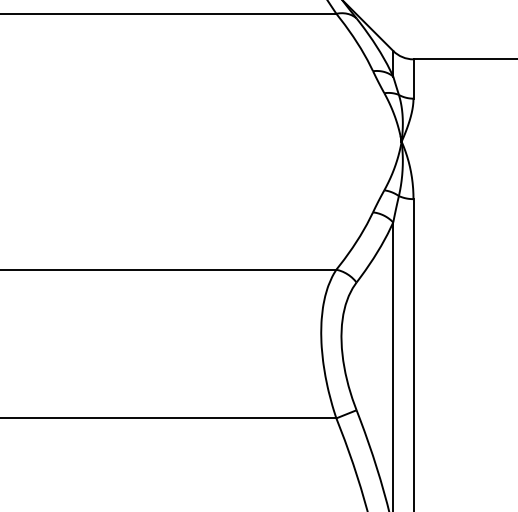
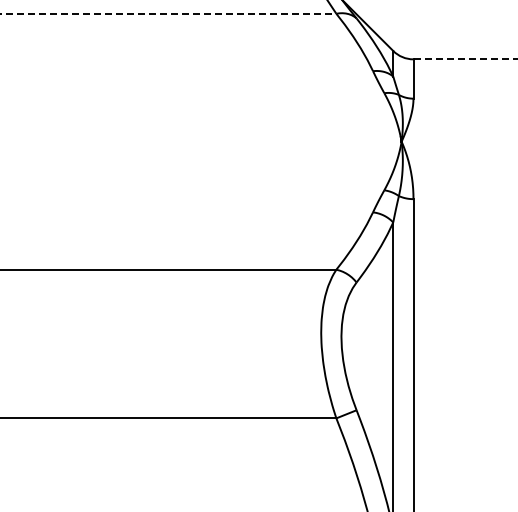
line: solid -> dashed (168, 13)
line: solid -> dashed (465, 59)
